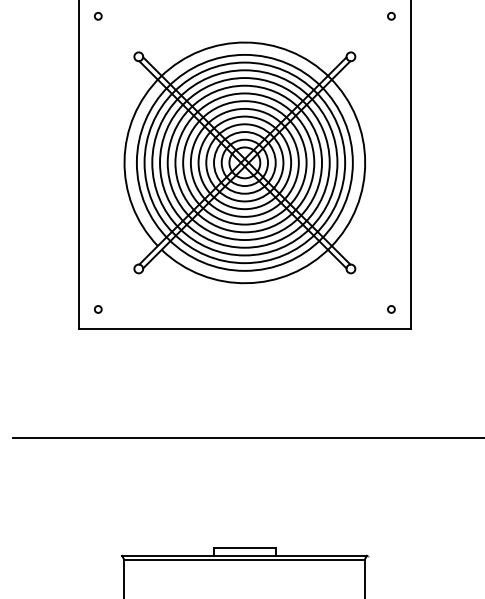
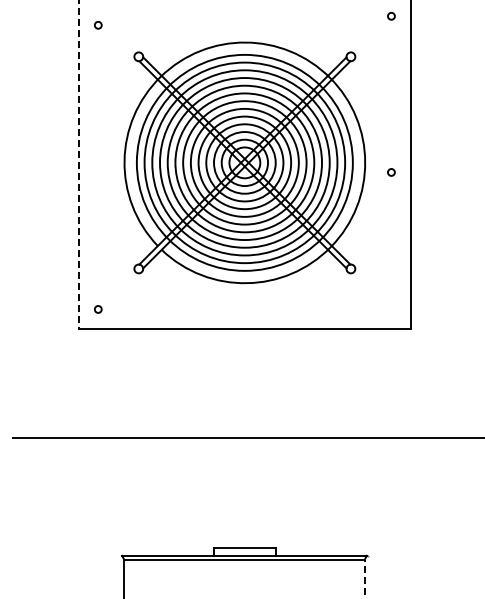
circle position: (98, 16) -> (98, 25) (98, 25)
line: solid -> dashed (79, 164)
circle position: (391, 309) -> (391, 172) (391, 172)
line: solid -> dashed (364, 578)
